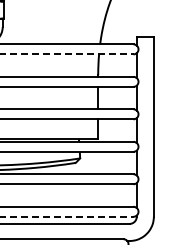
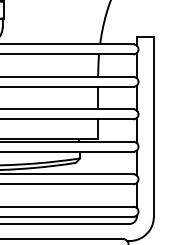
line: dashed -> solid (66, 54)
line: dashed -> solid (66, 216)
